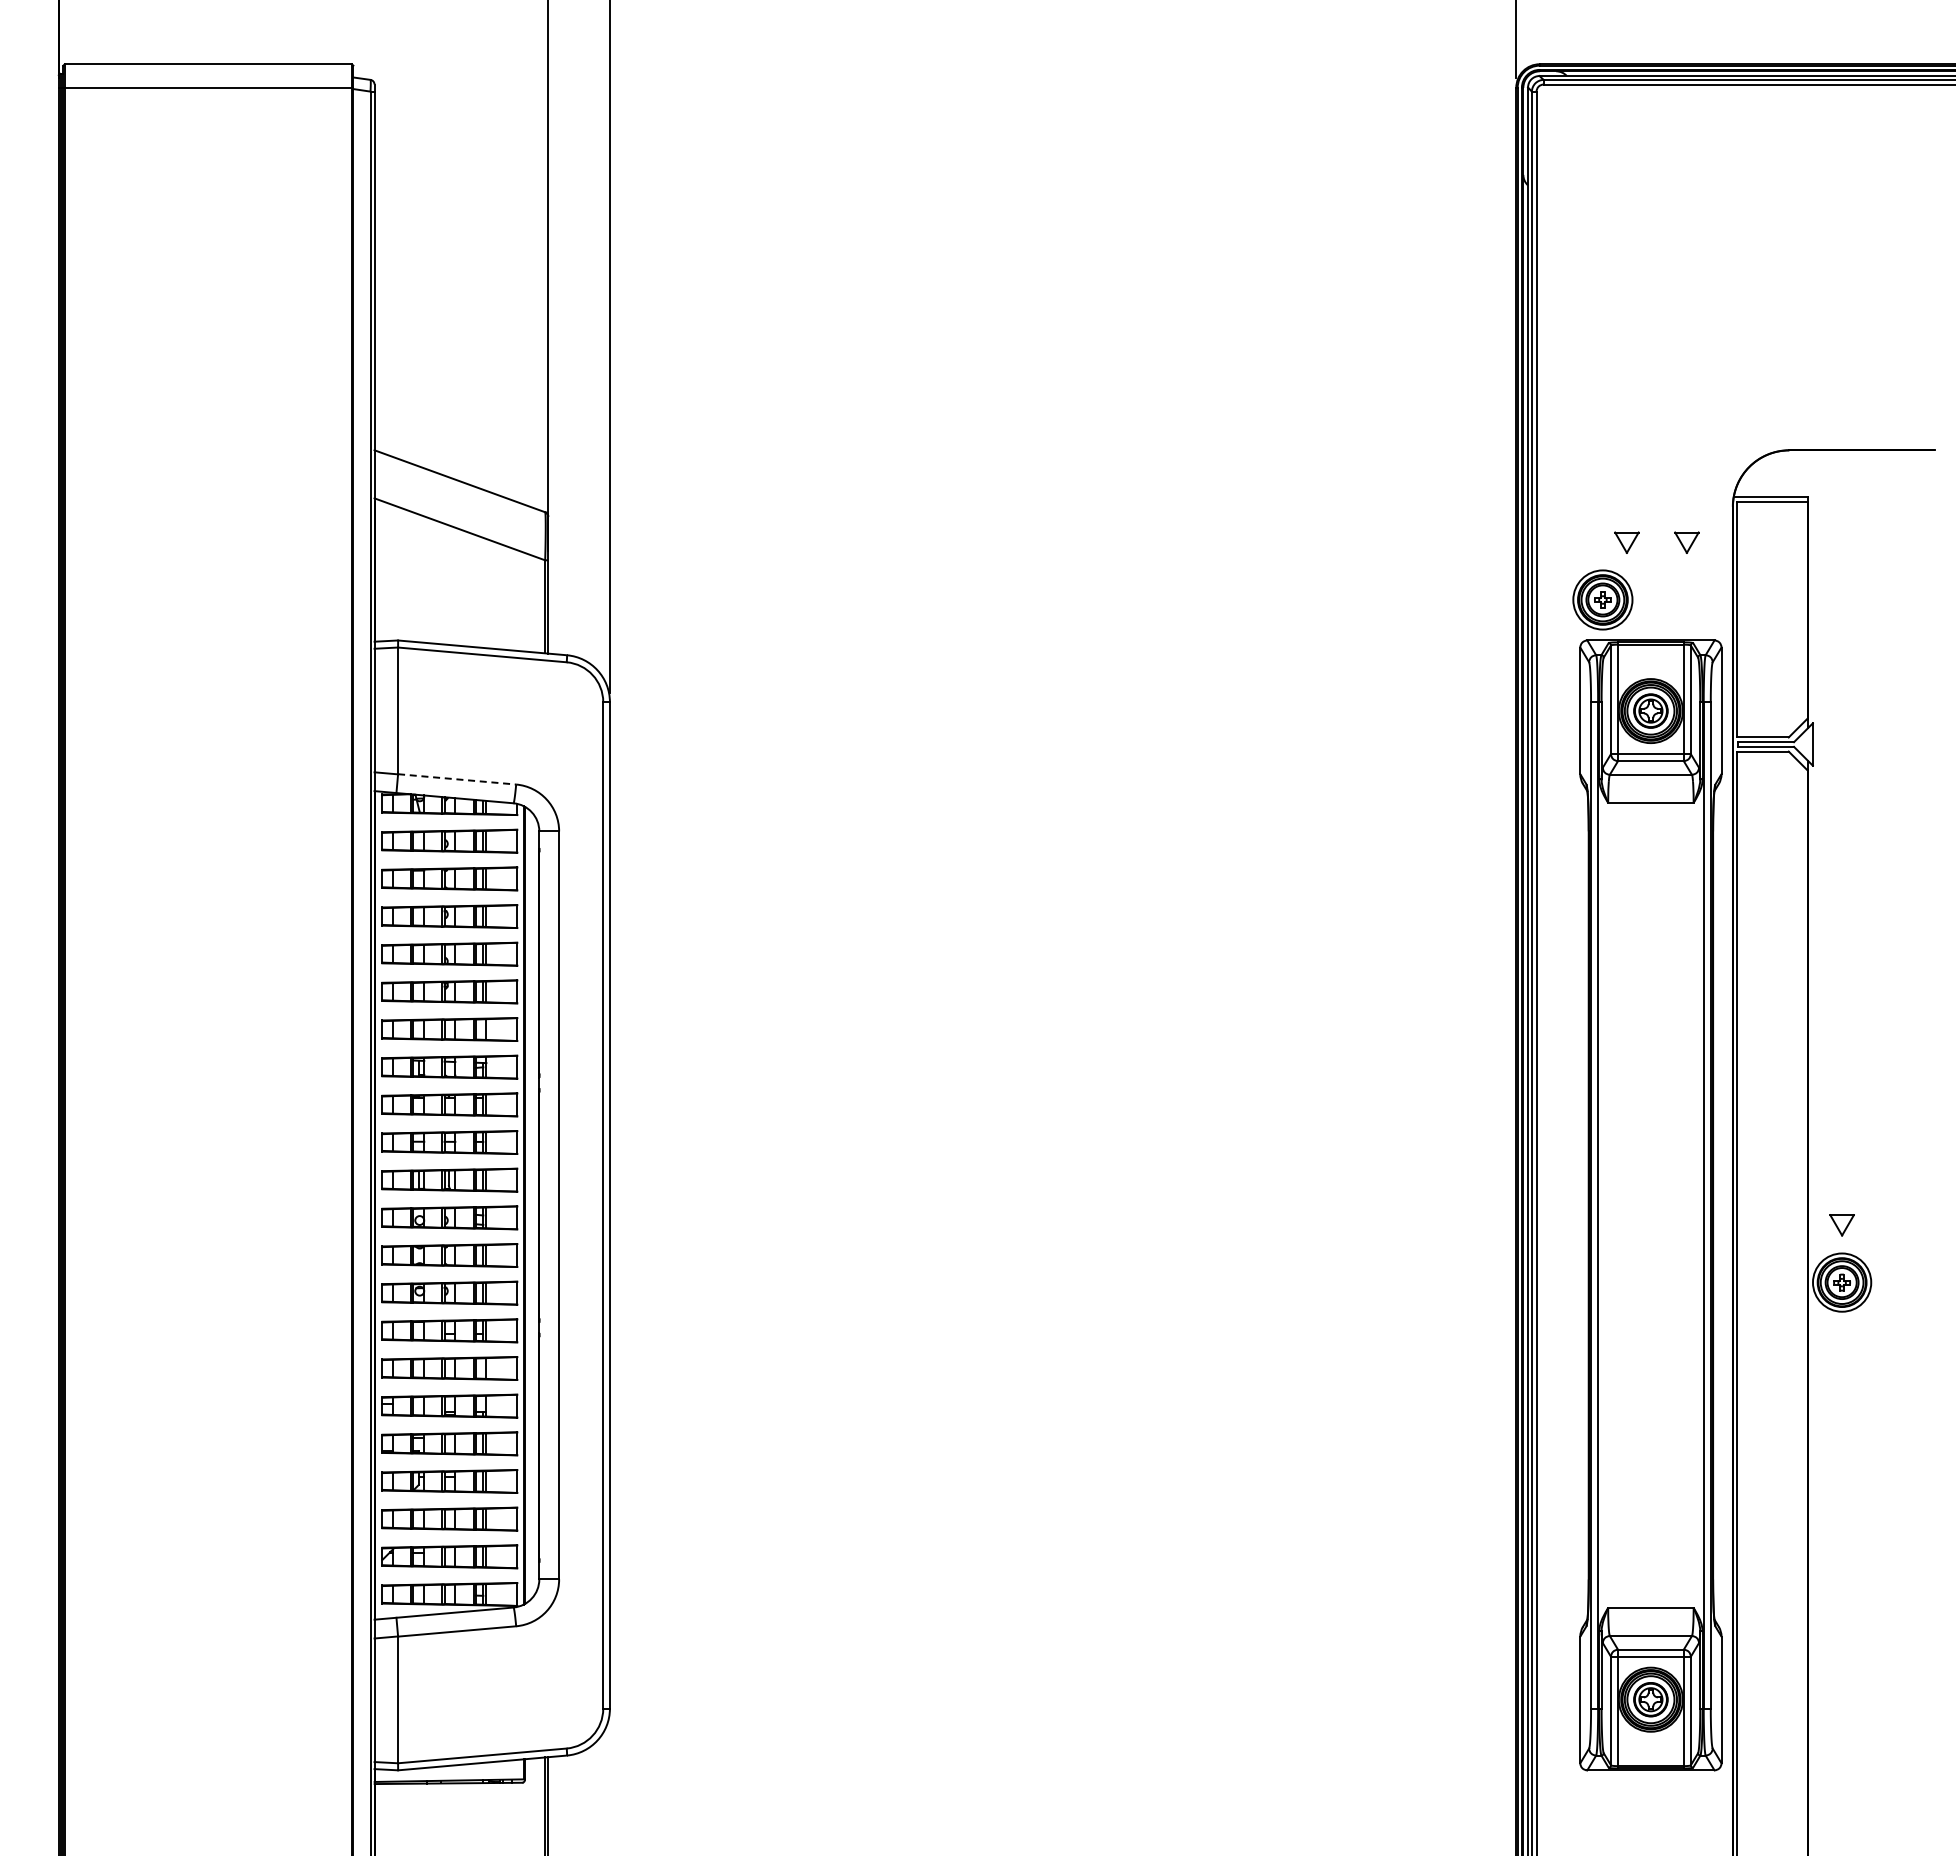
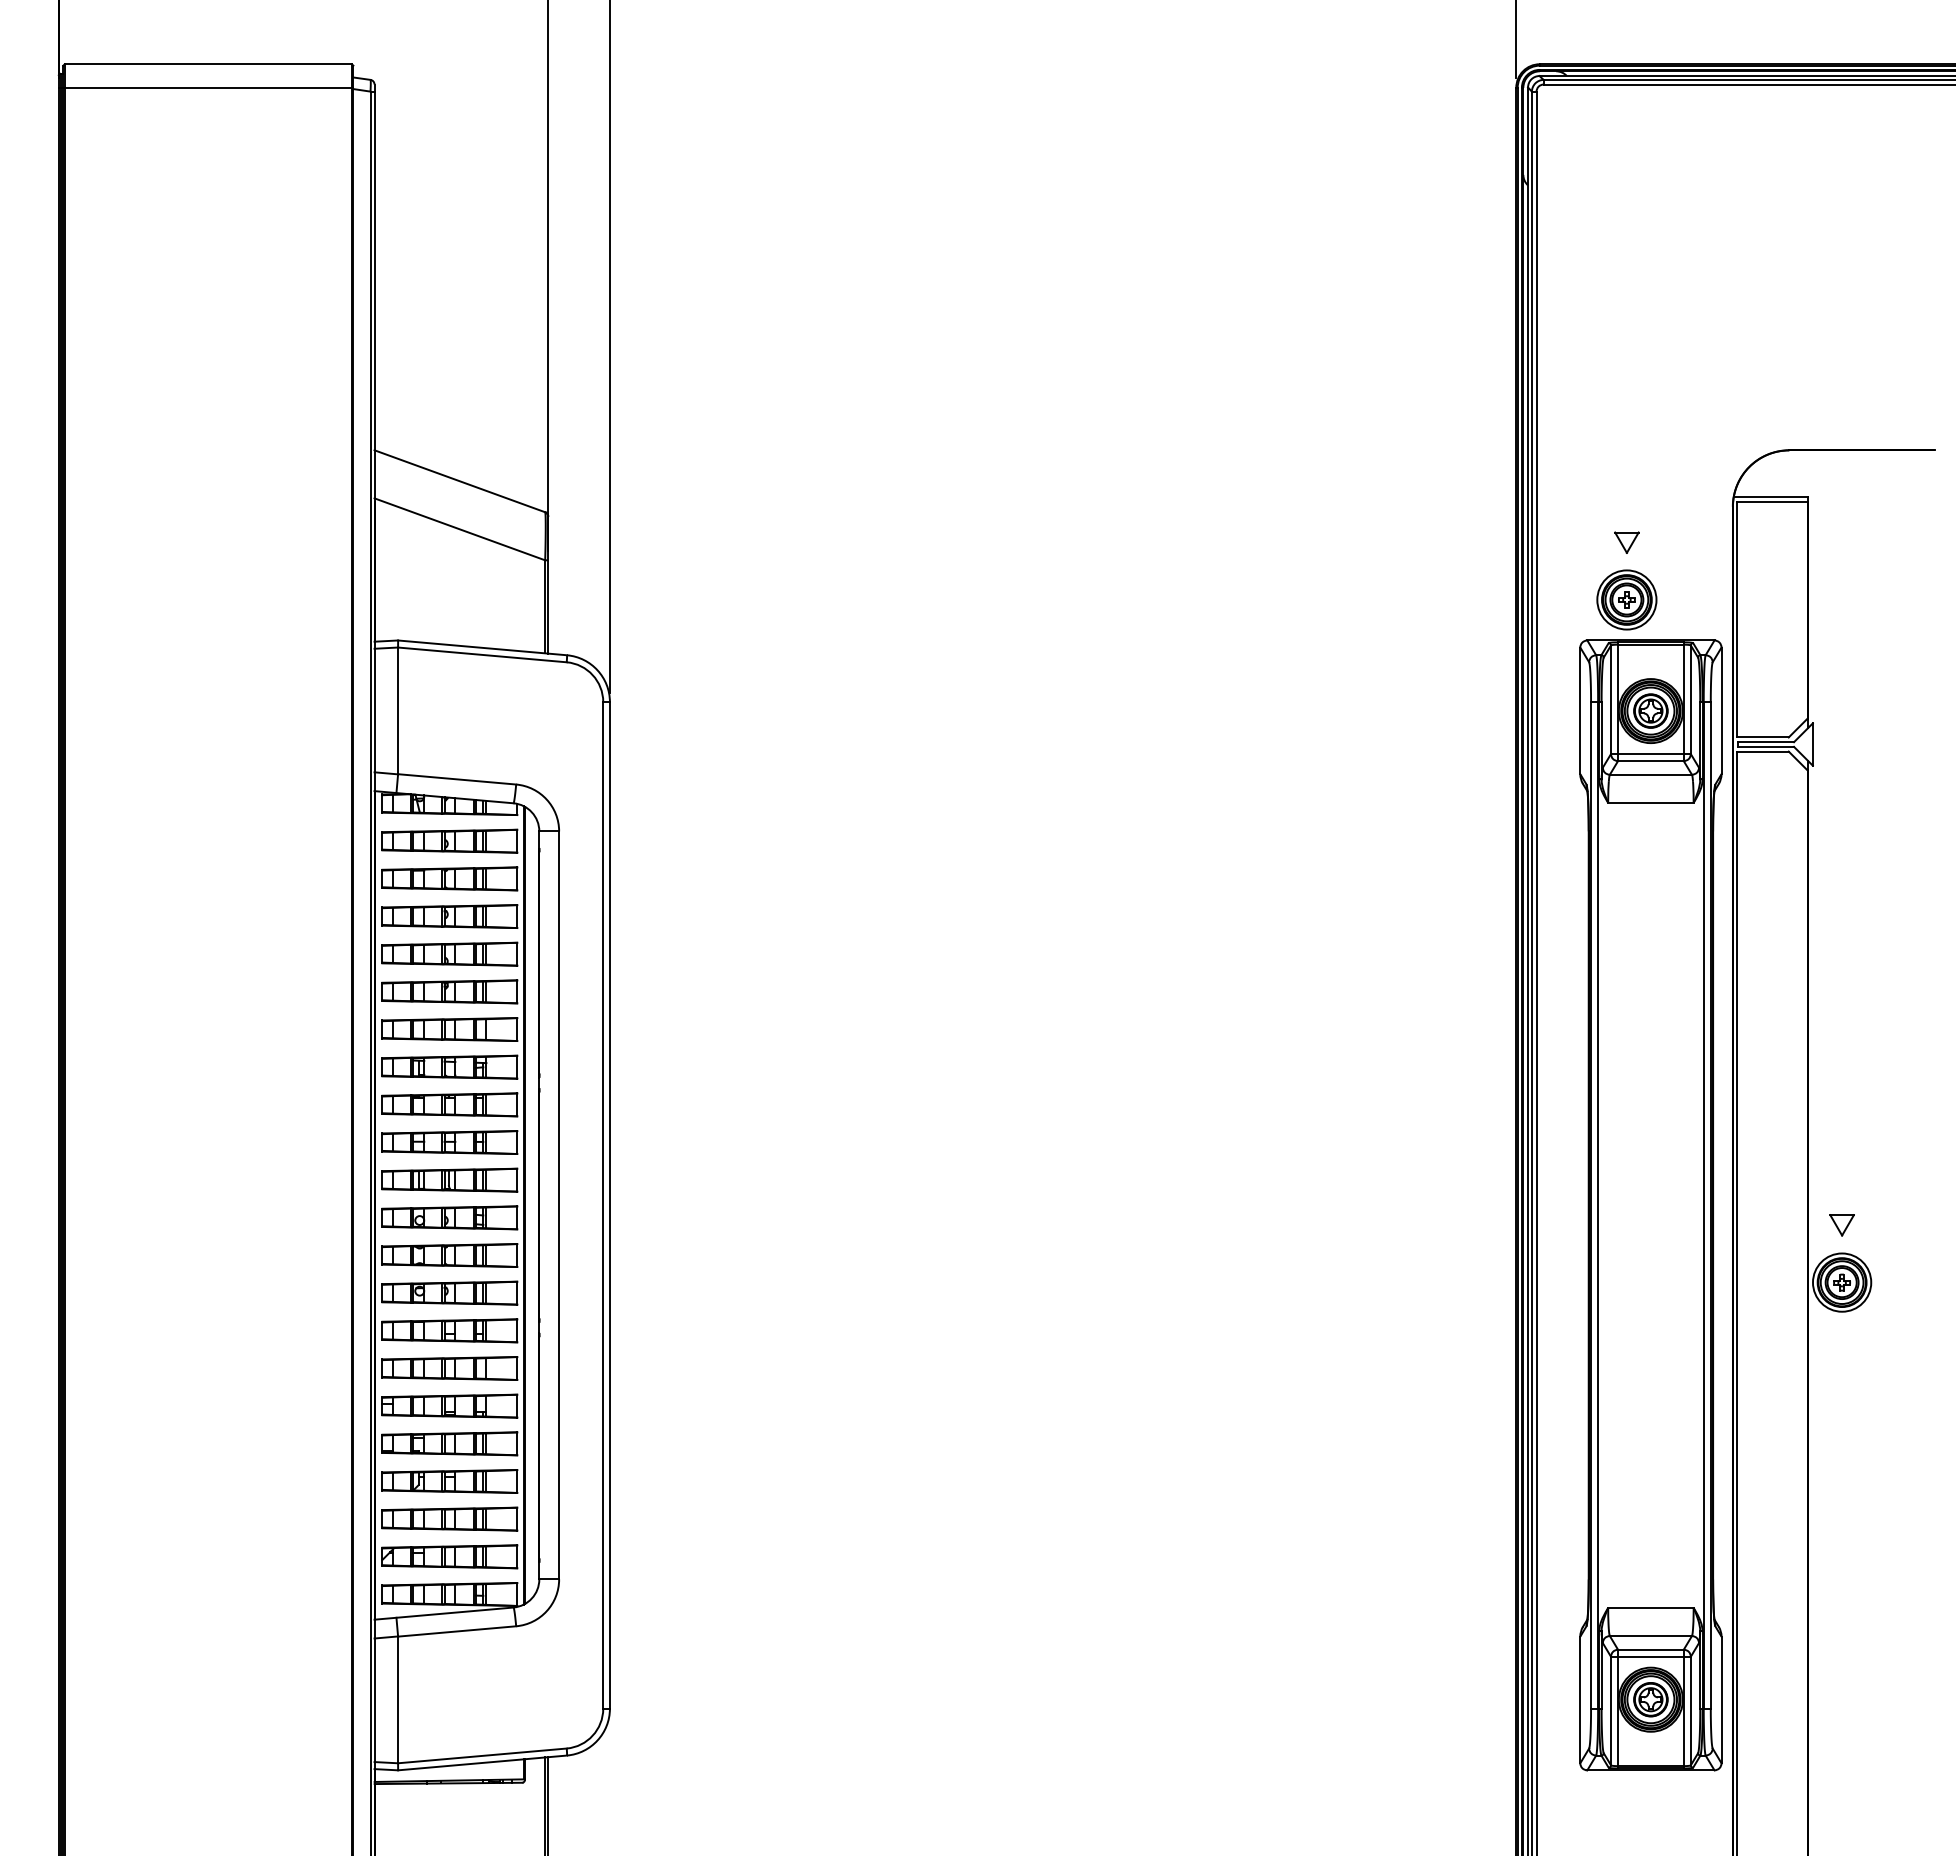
part: present -> none (1686, 542)
part position: (1602, 599) -> (1626, 599) (1626, 599)
line: dashed -> solid (457, 779)
